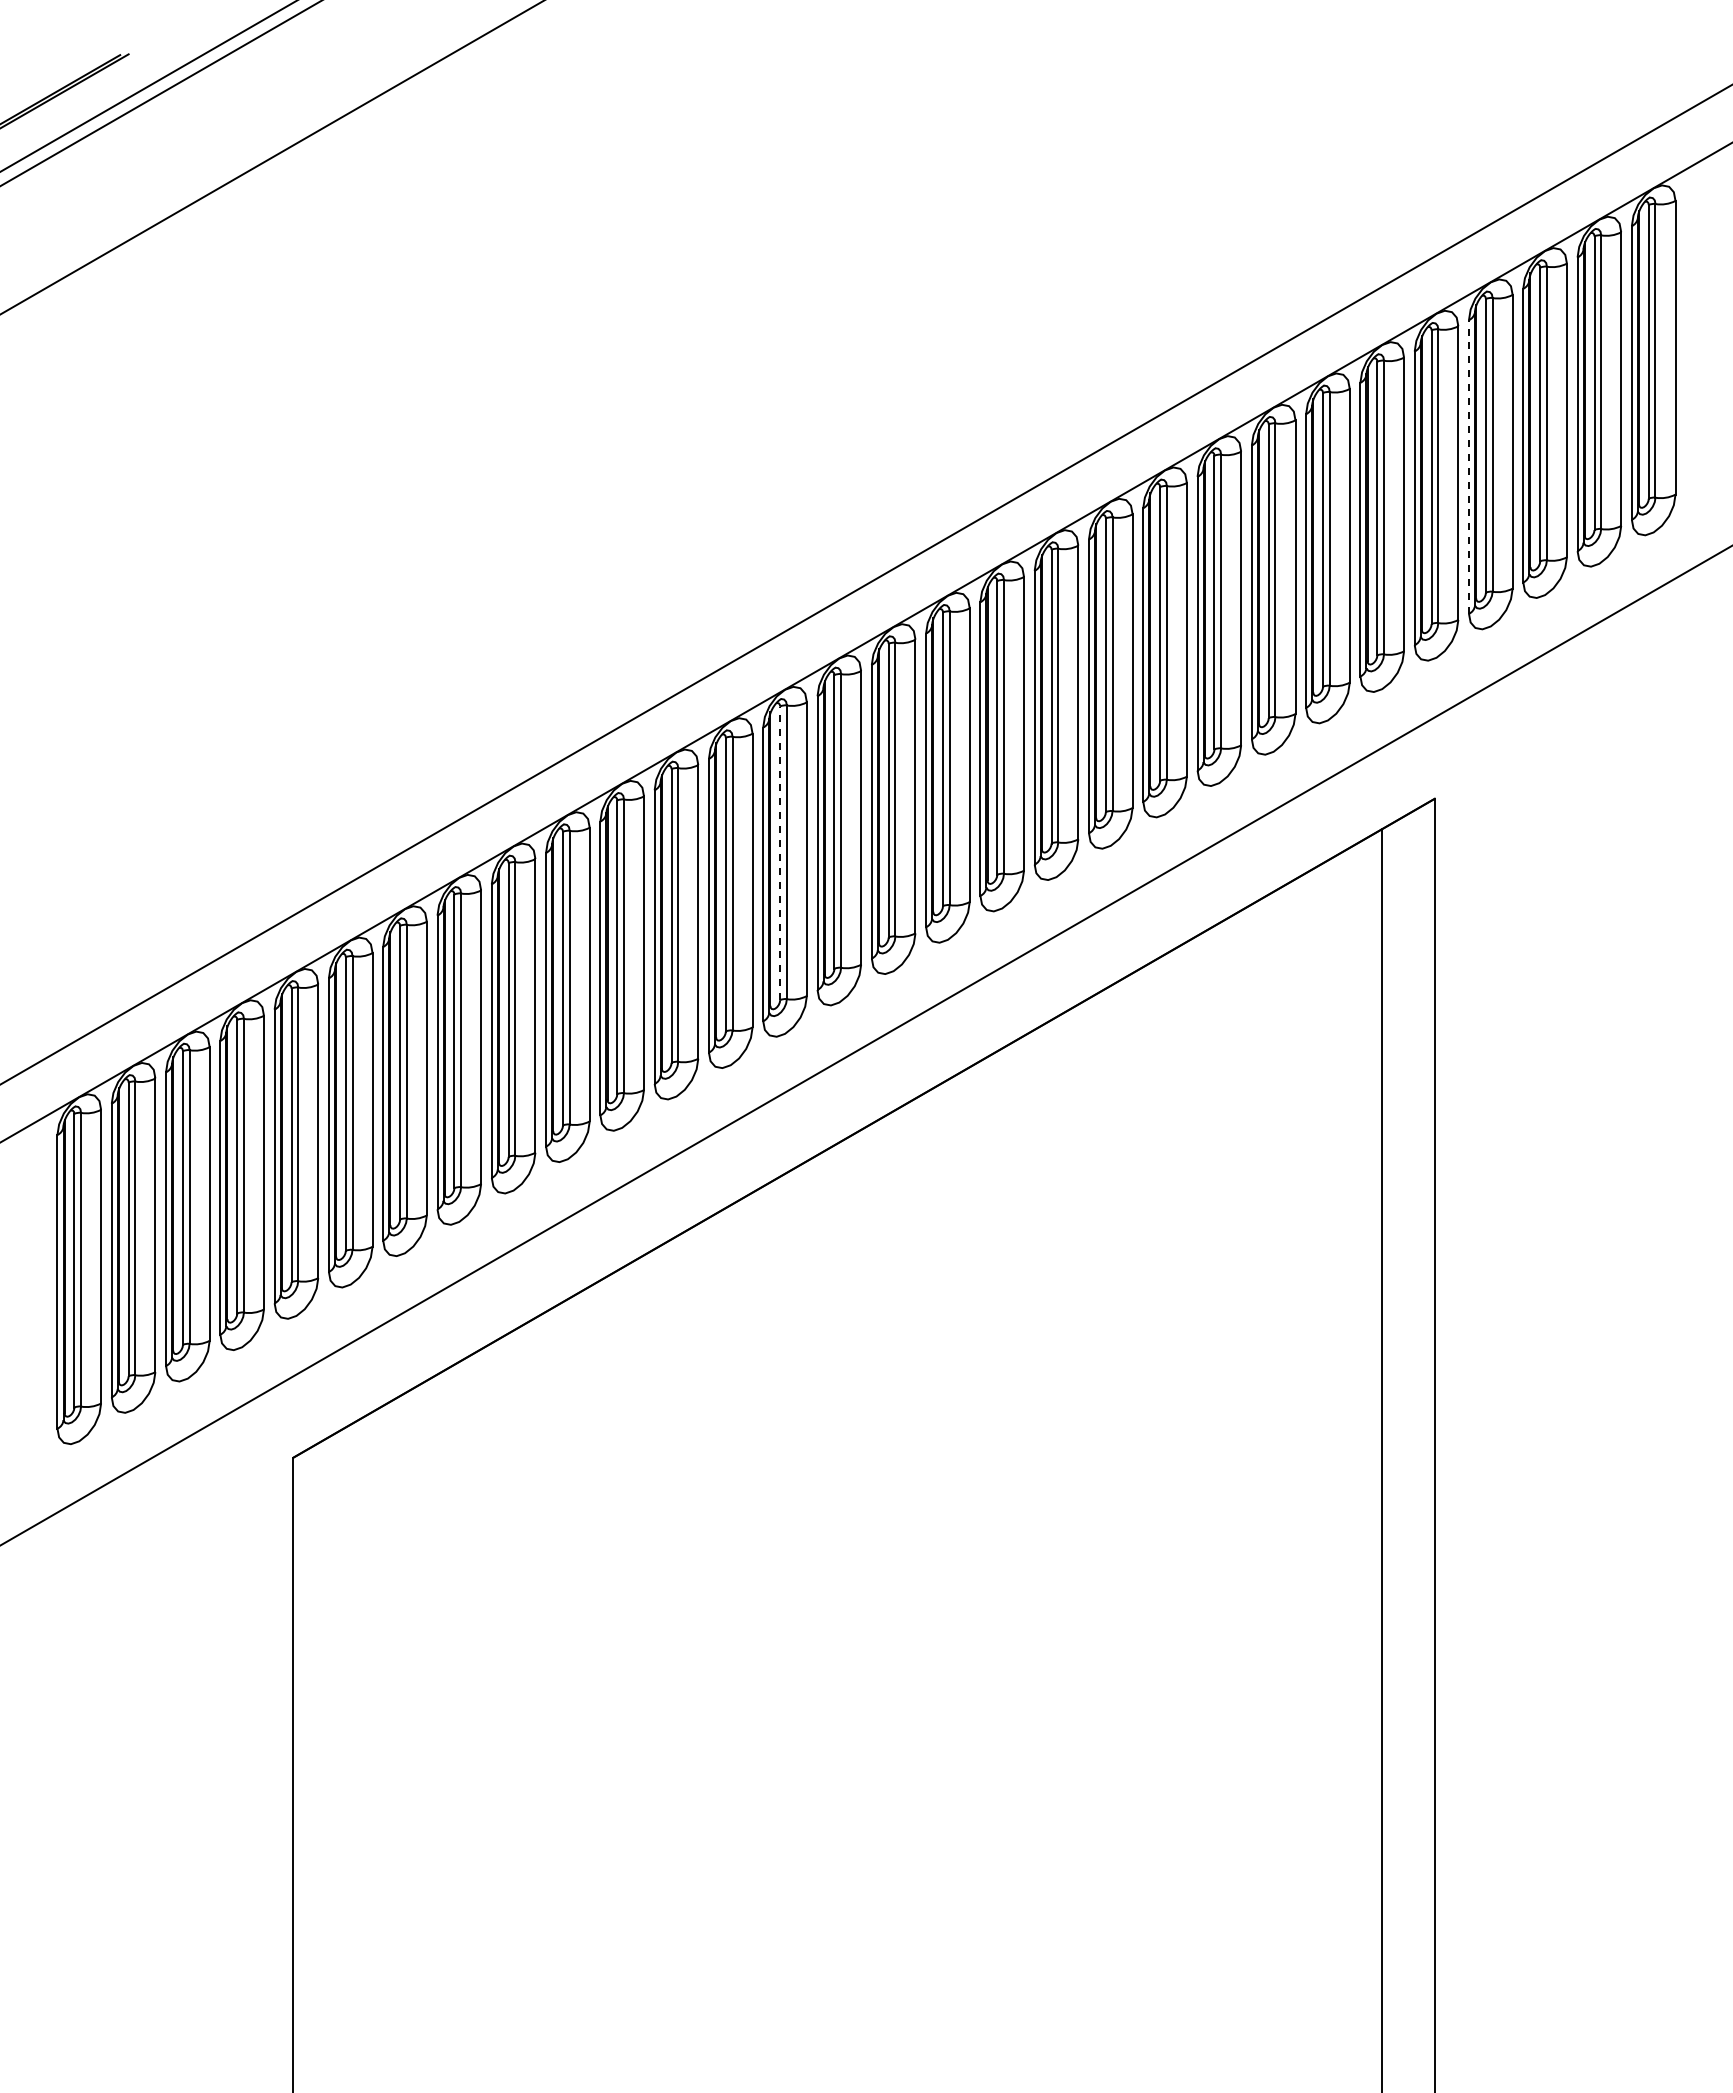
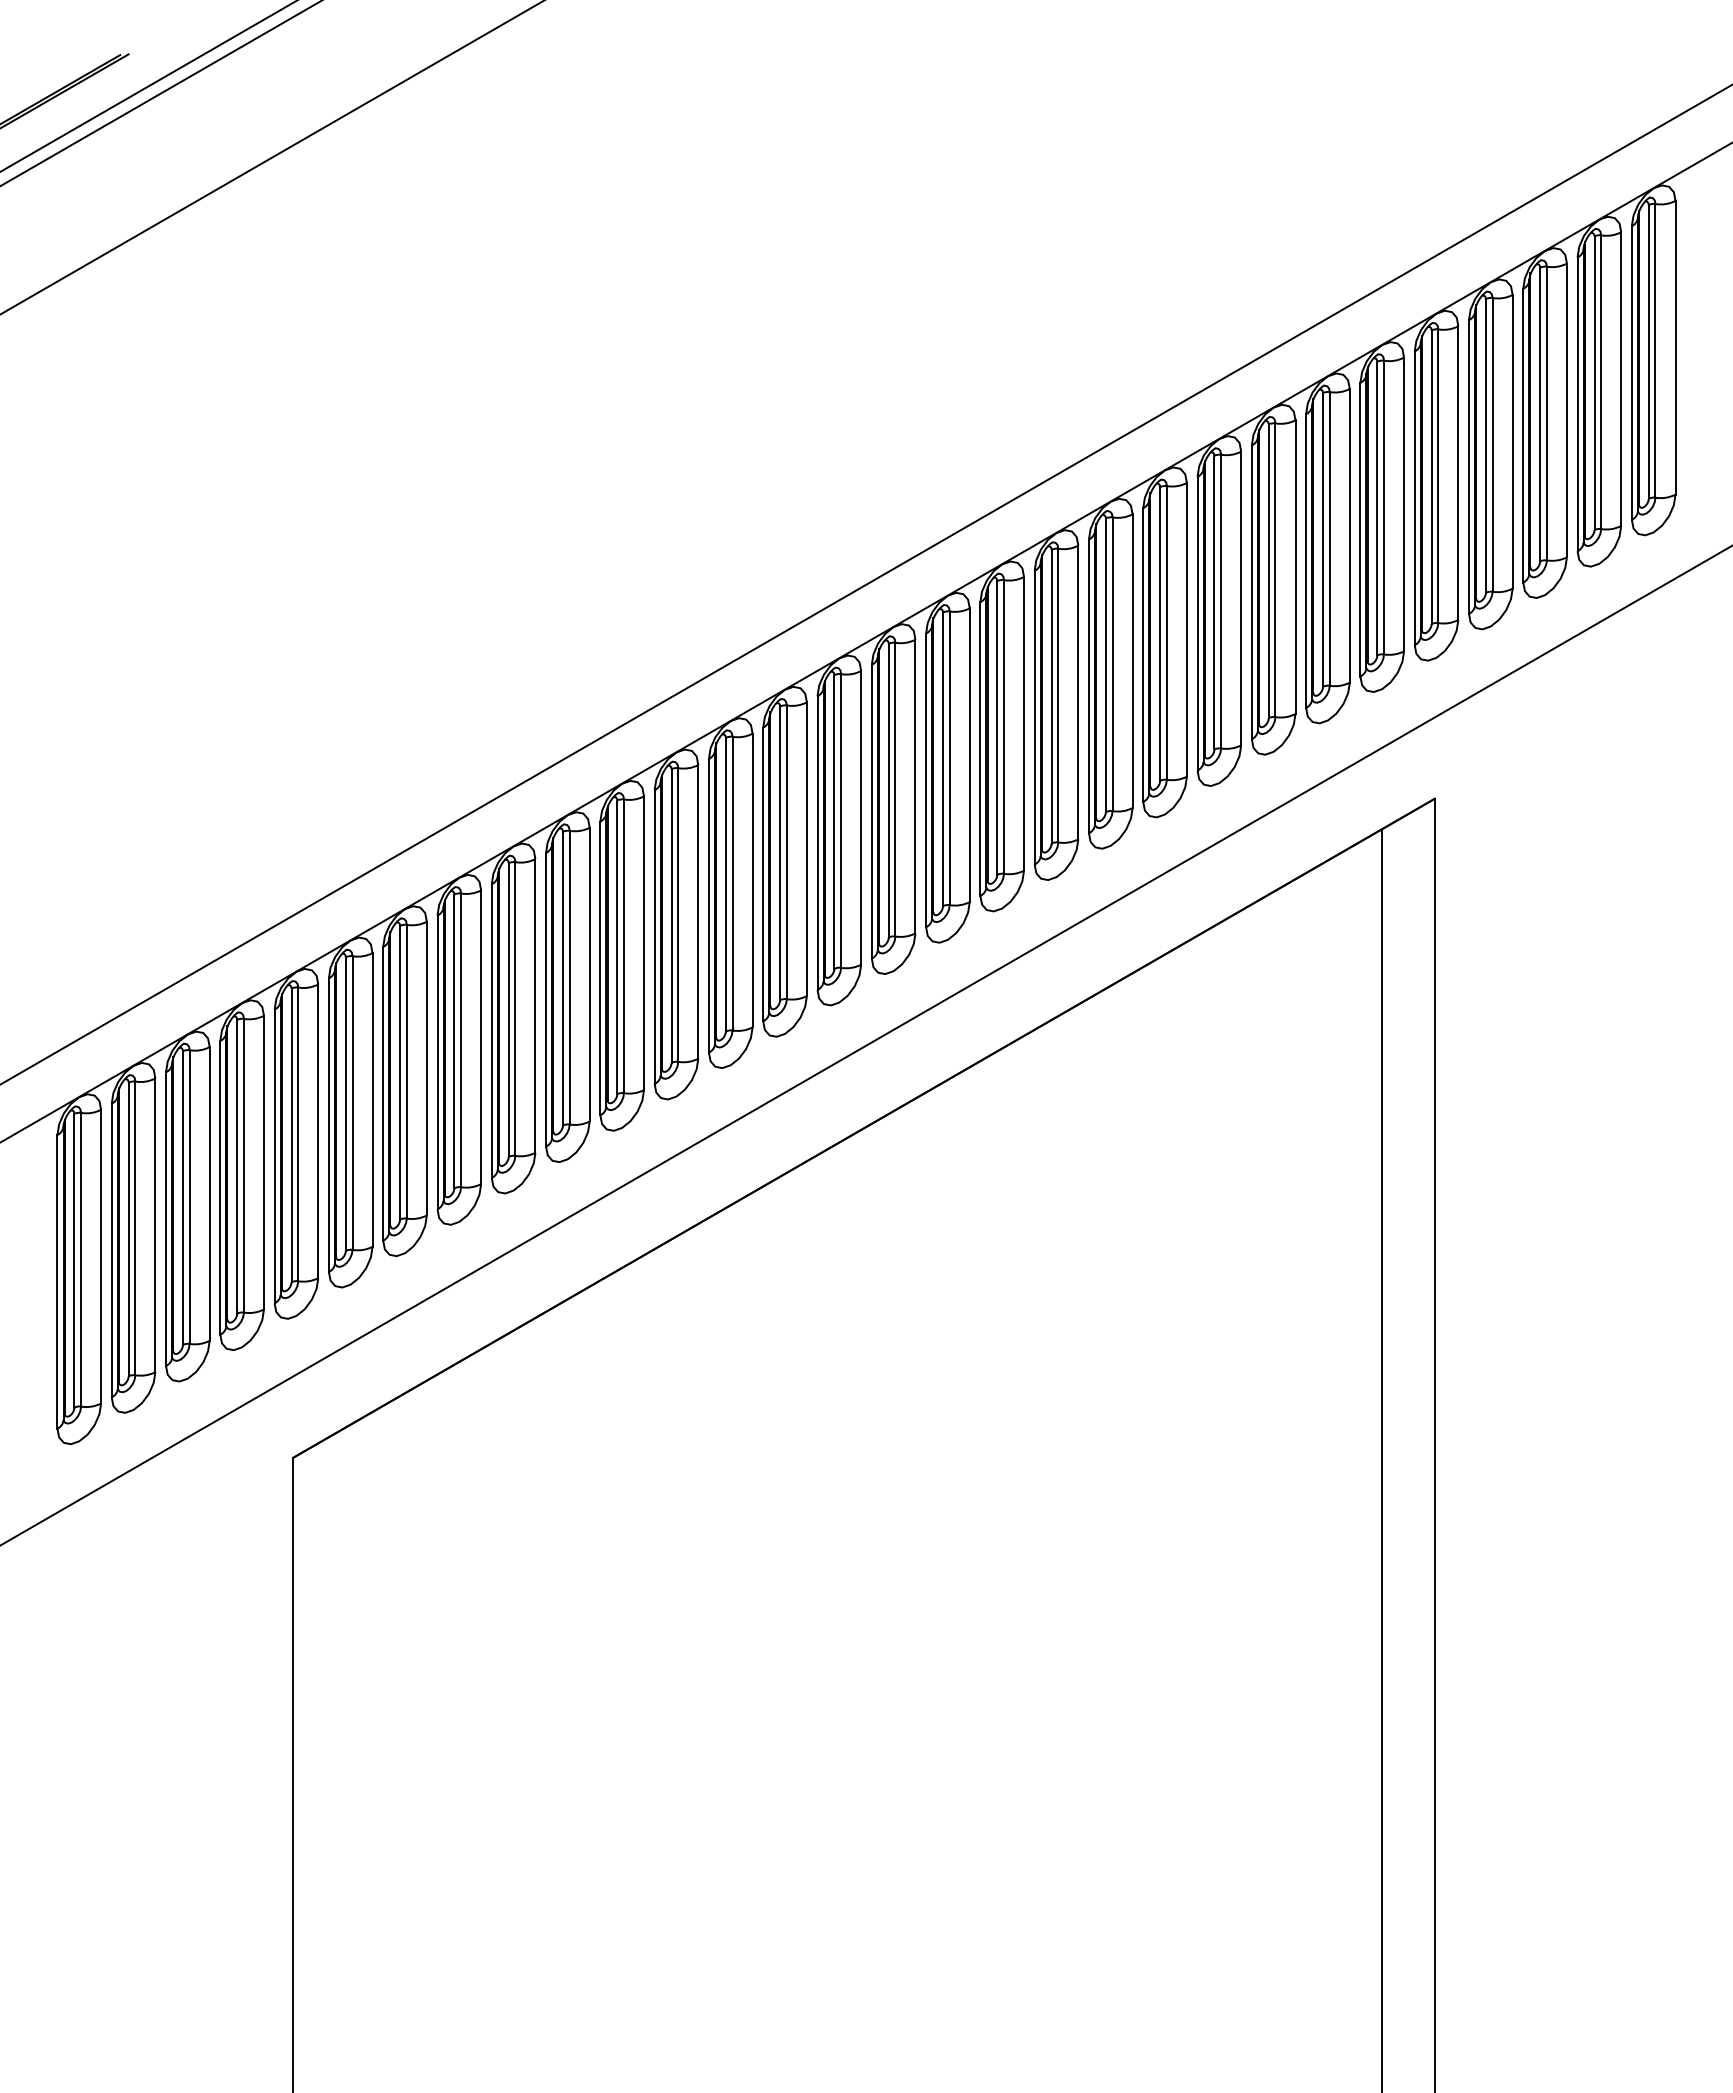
line: dashed -> solid (1468, 467)
line: dashed -> solid (780, 853)
